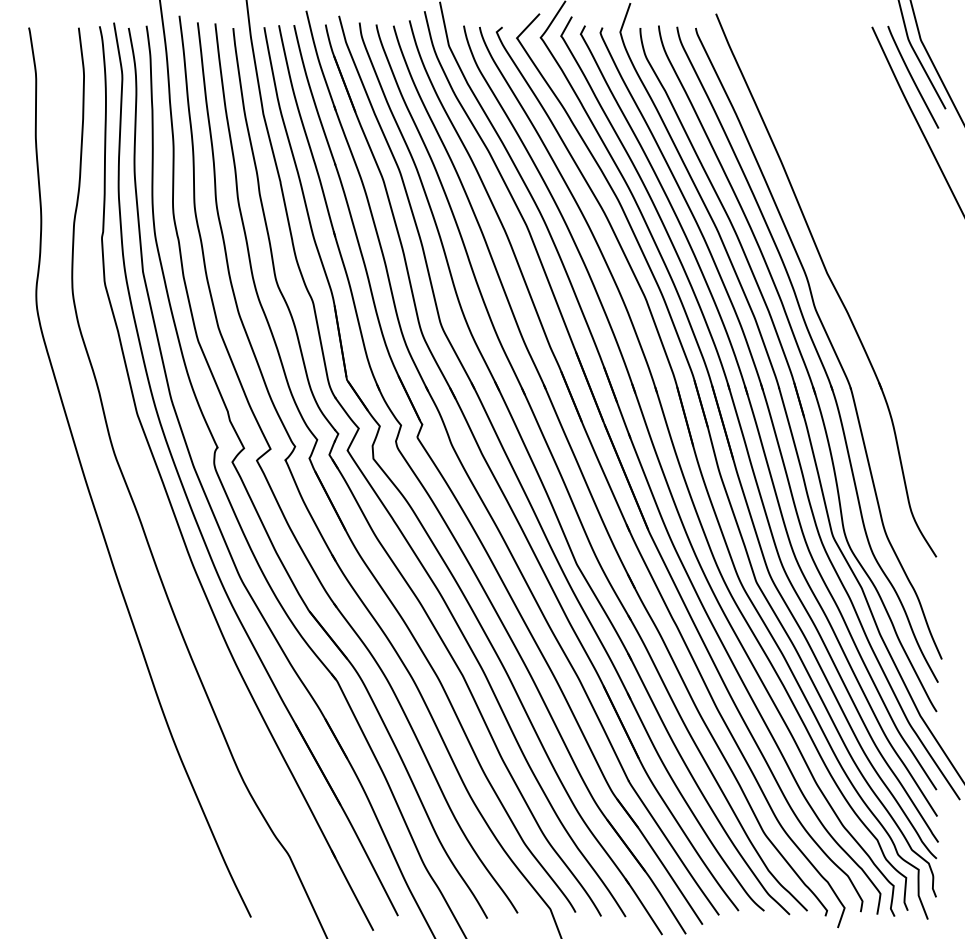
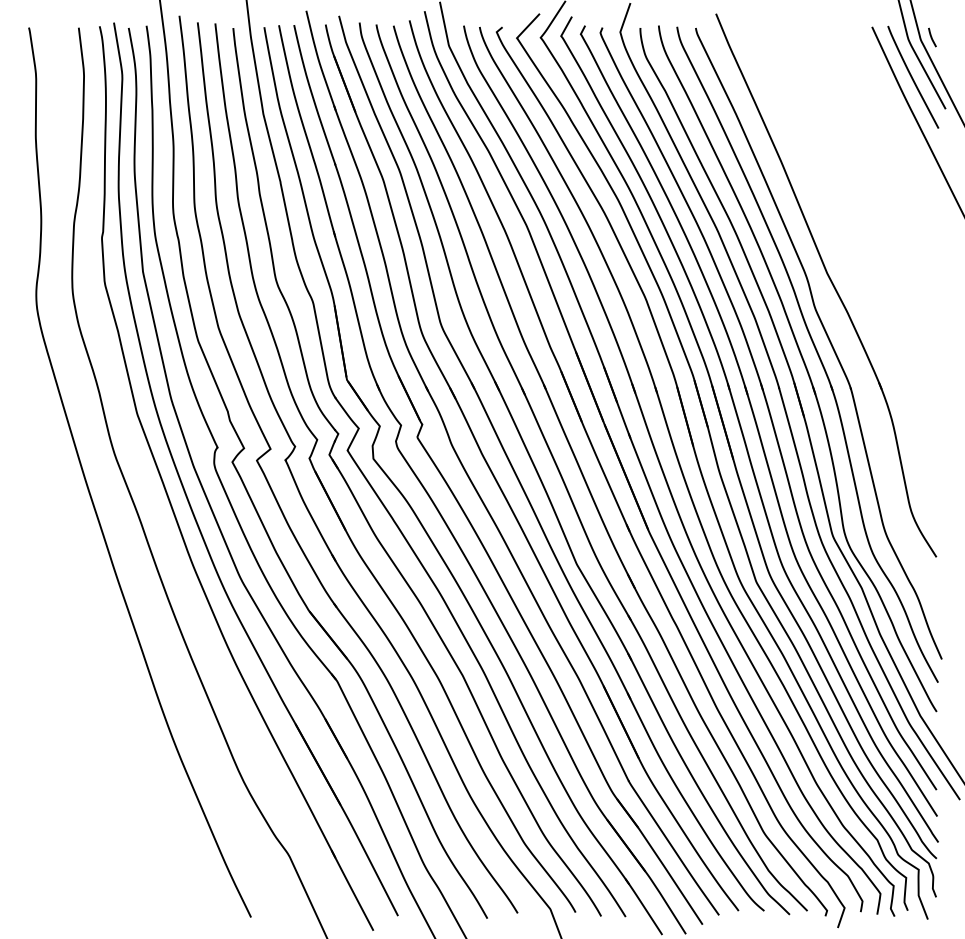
line: none -> present (932, 37)
